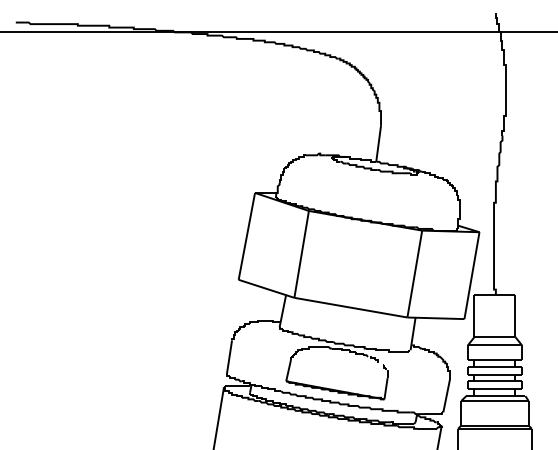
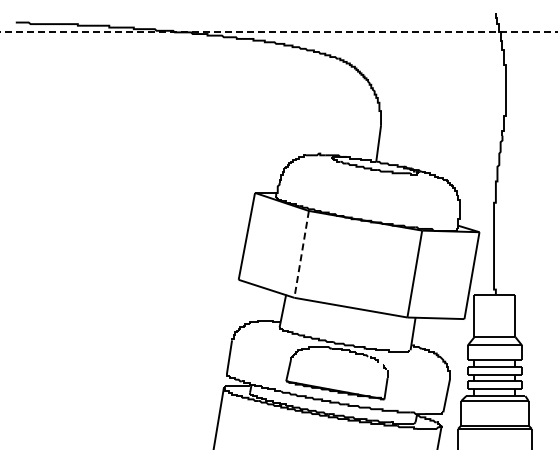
line: solid -> dashed (278, 32)
line: solid -> dashed (301, 254)
